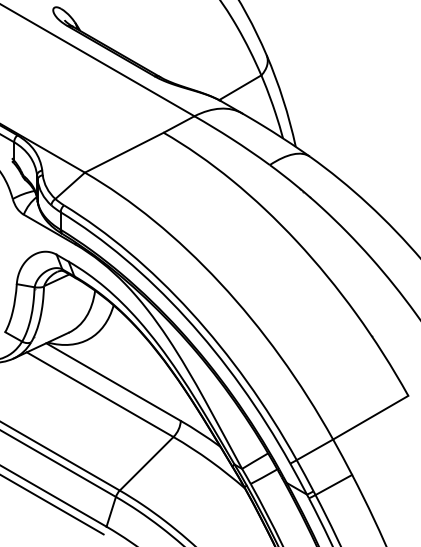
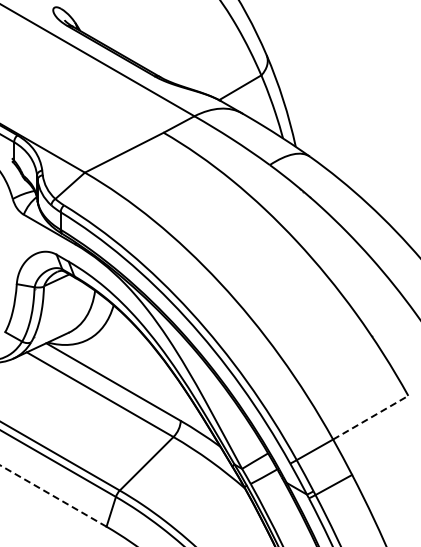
line: solid -> dashed (371, 417)
line: solid -> dashed (52, 495)
line: present -> none (52, 504)
